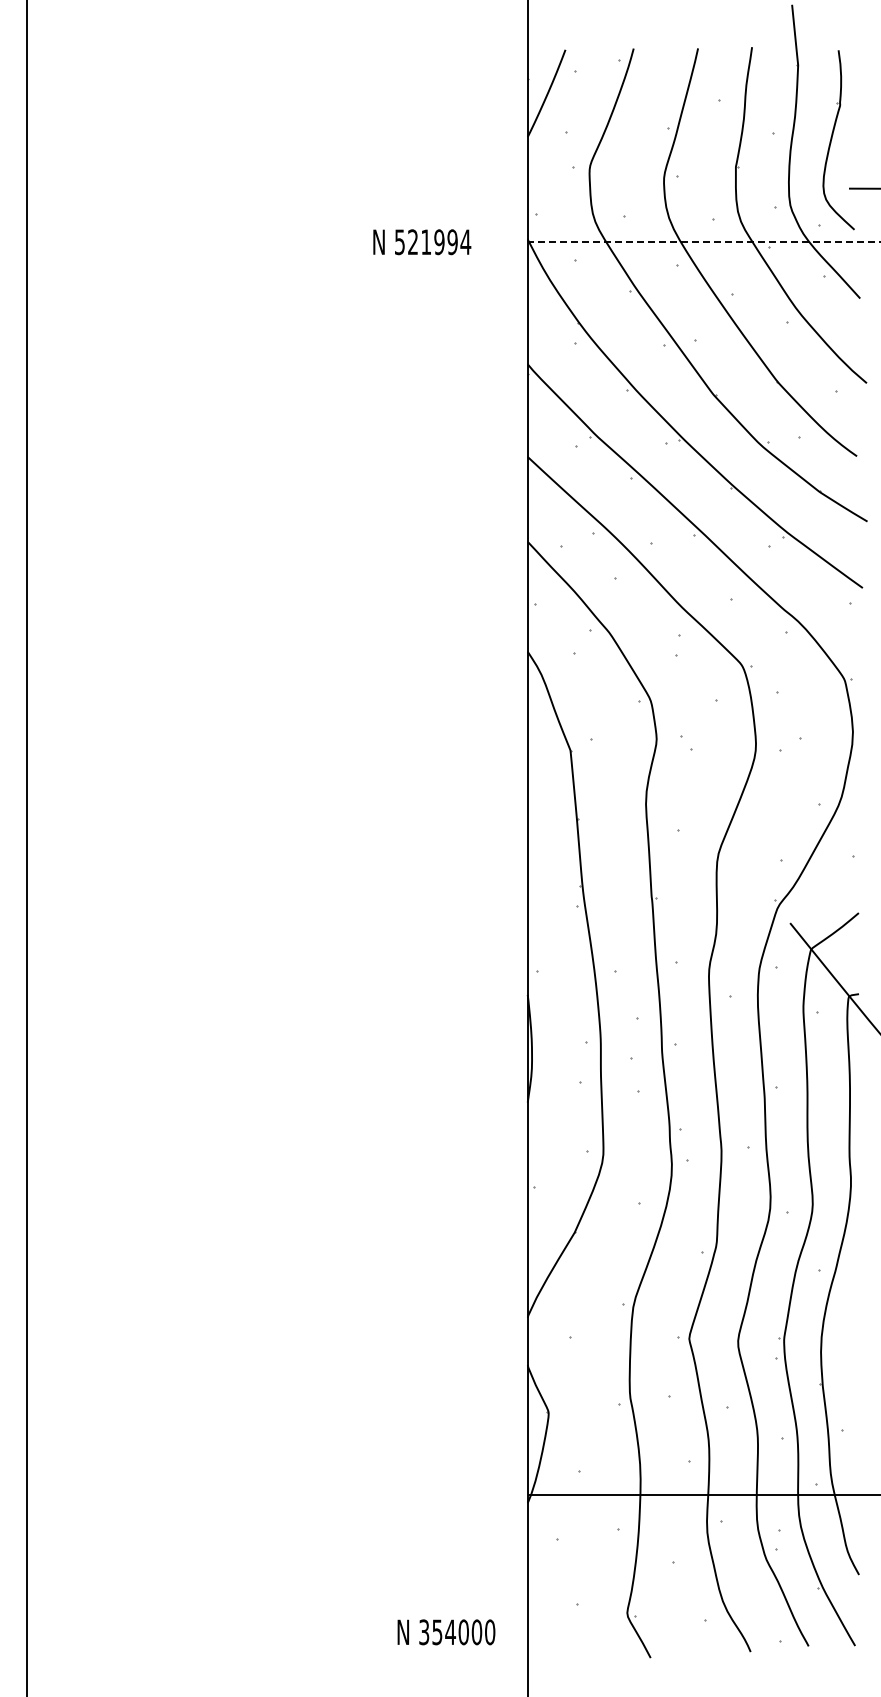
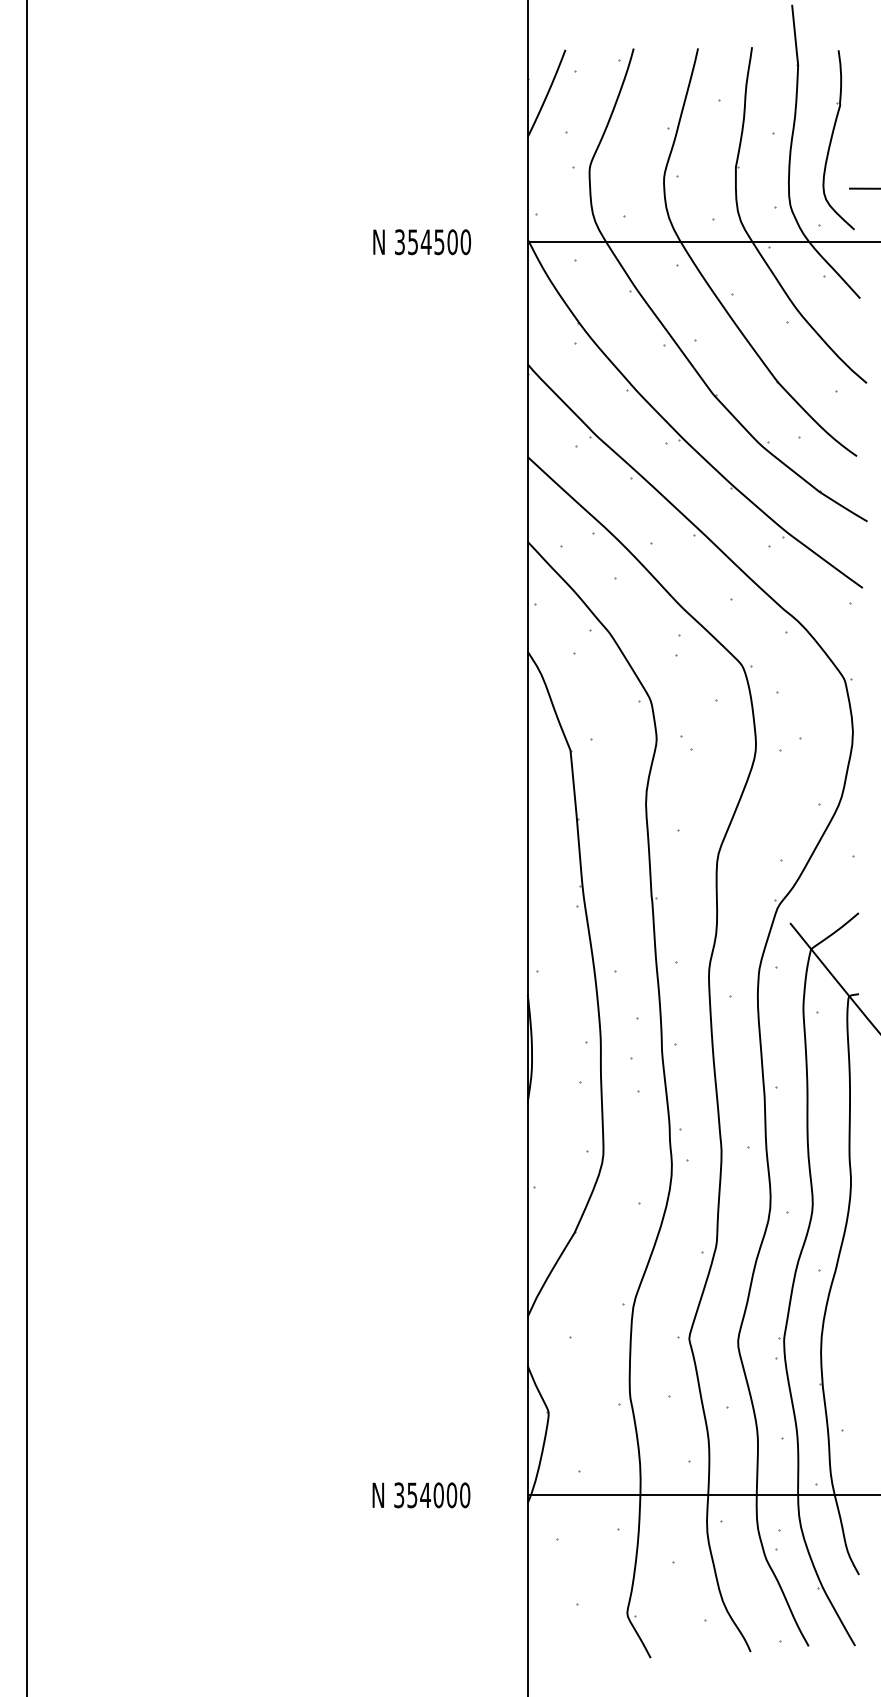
text: 521994 -> 354500 (433, 242)
line: dashed -> solid (704, 242)
text position: (446, 1632) -> (421, 1495) (421, 1495)
